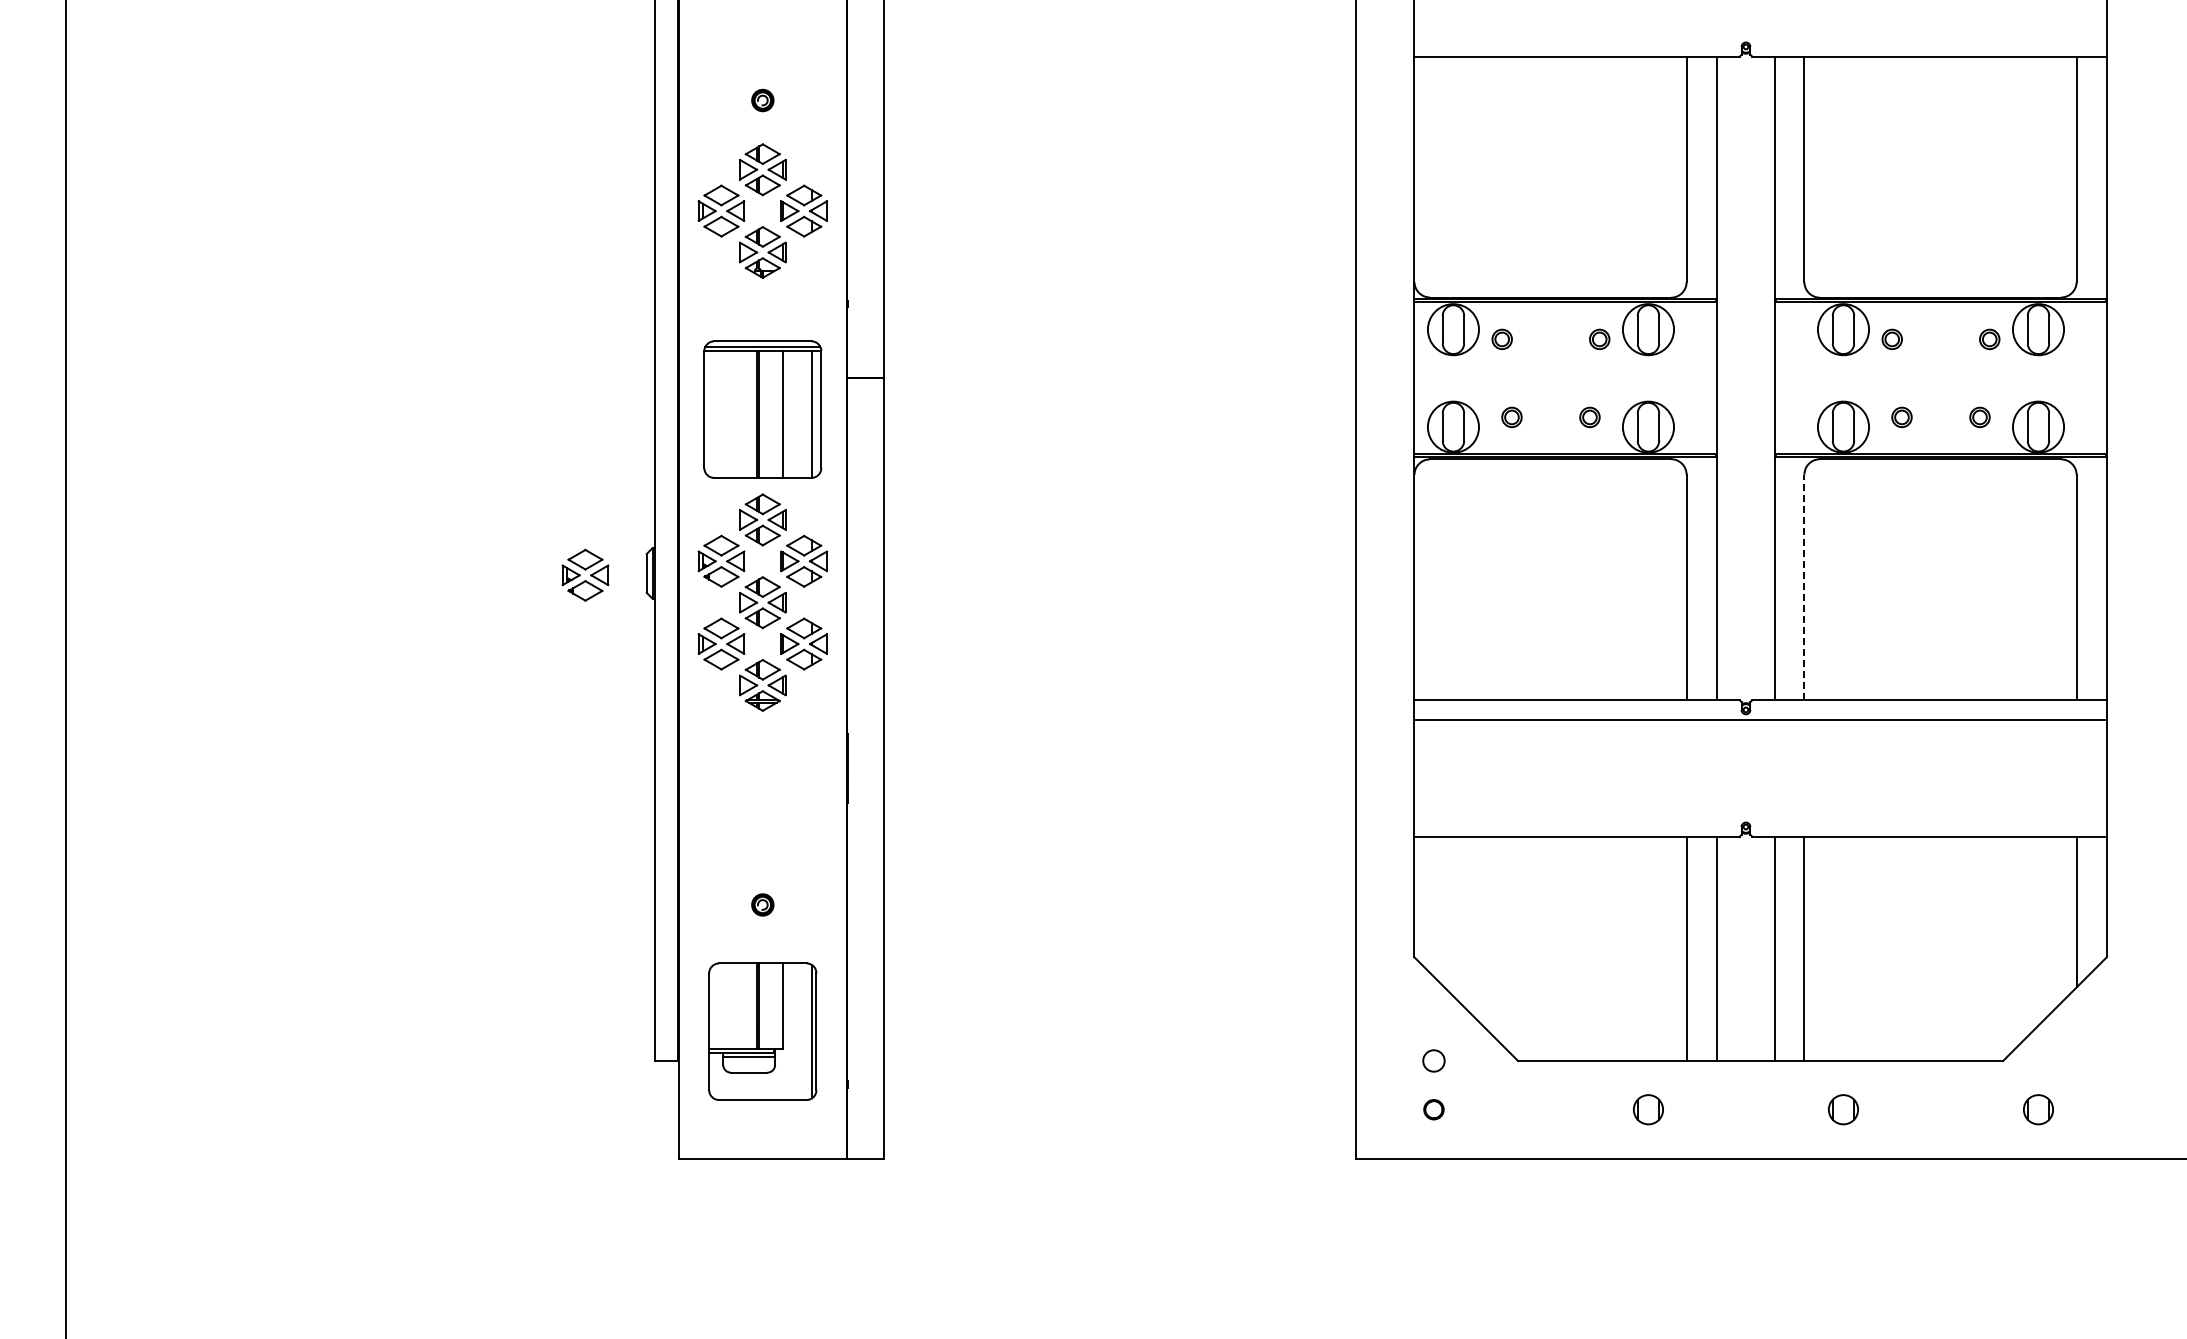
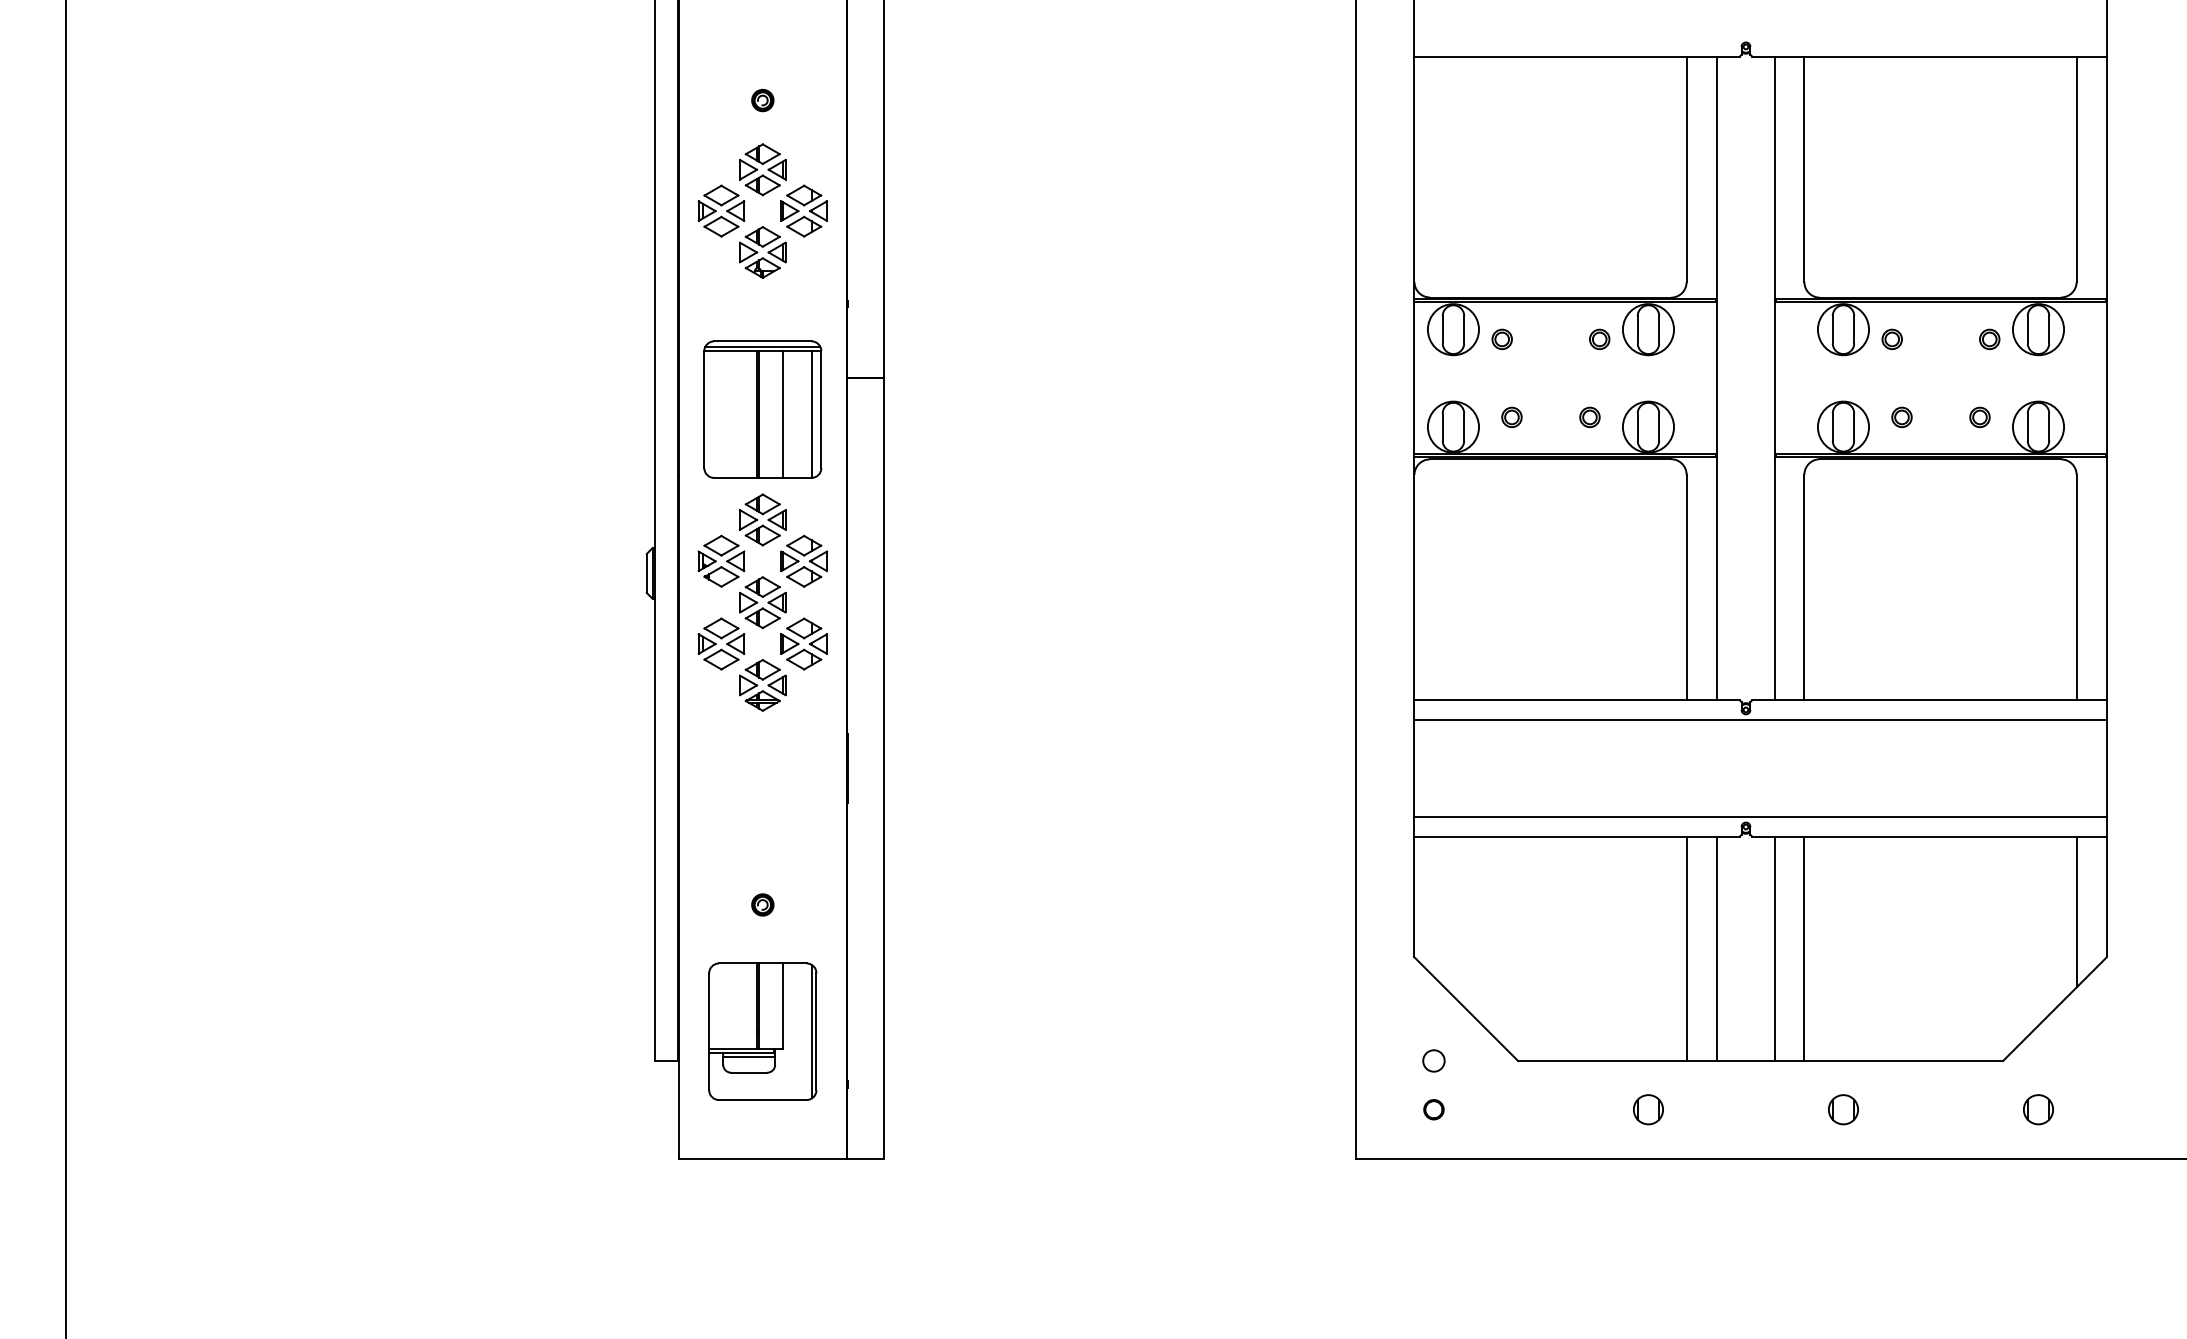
part: present -> none (585, 574)
line: dashed -> solid (1804, 587)
line: none -> present (1760, 817)
